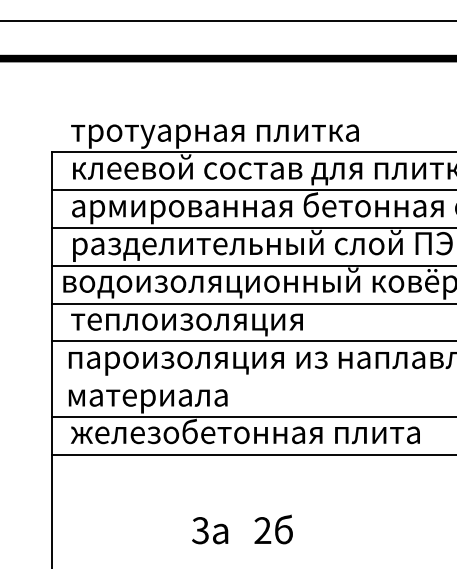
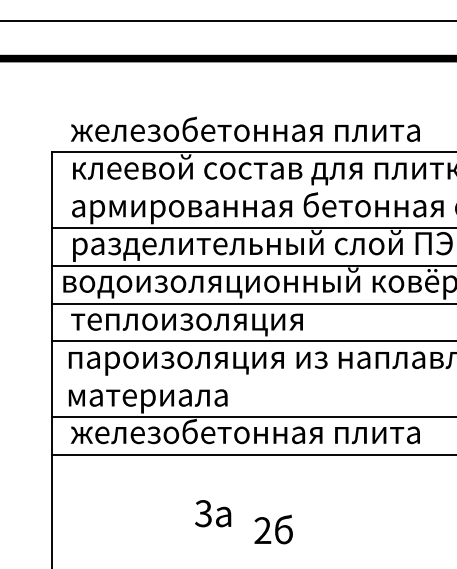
text: тротуарная плитка -> железобетонная плита (244, 132)
line: present -> none (252, 190)
text position: (210, 530) -> (213, 513) (213, 513)
